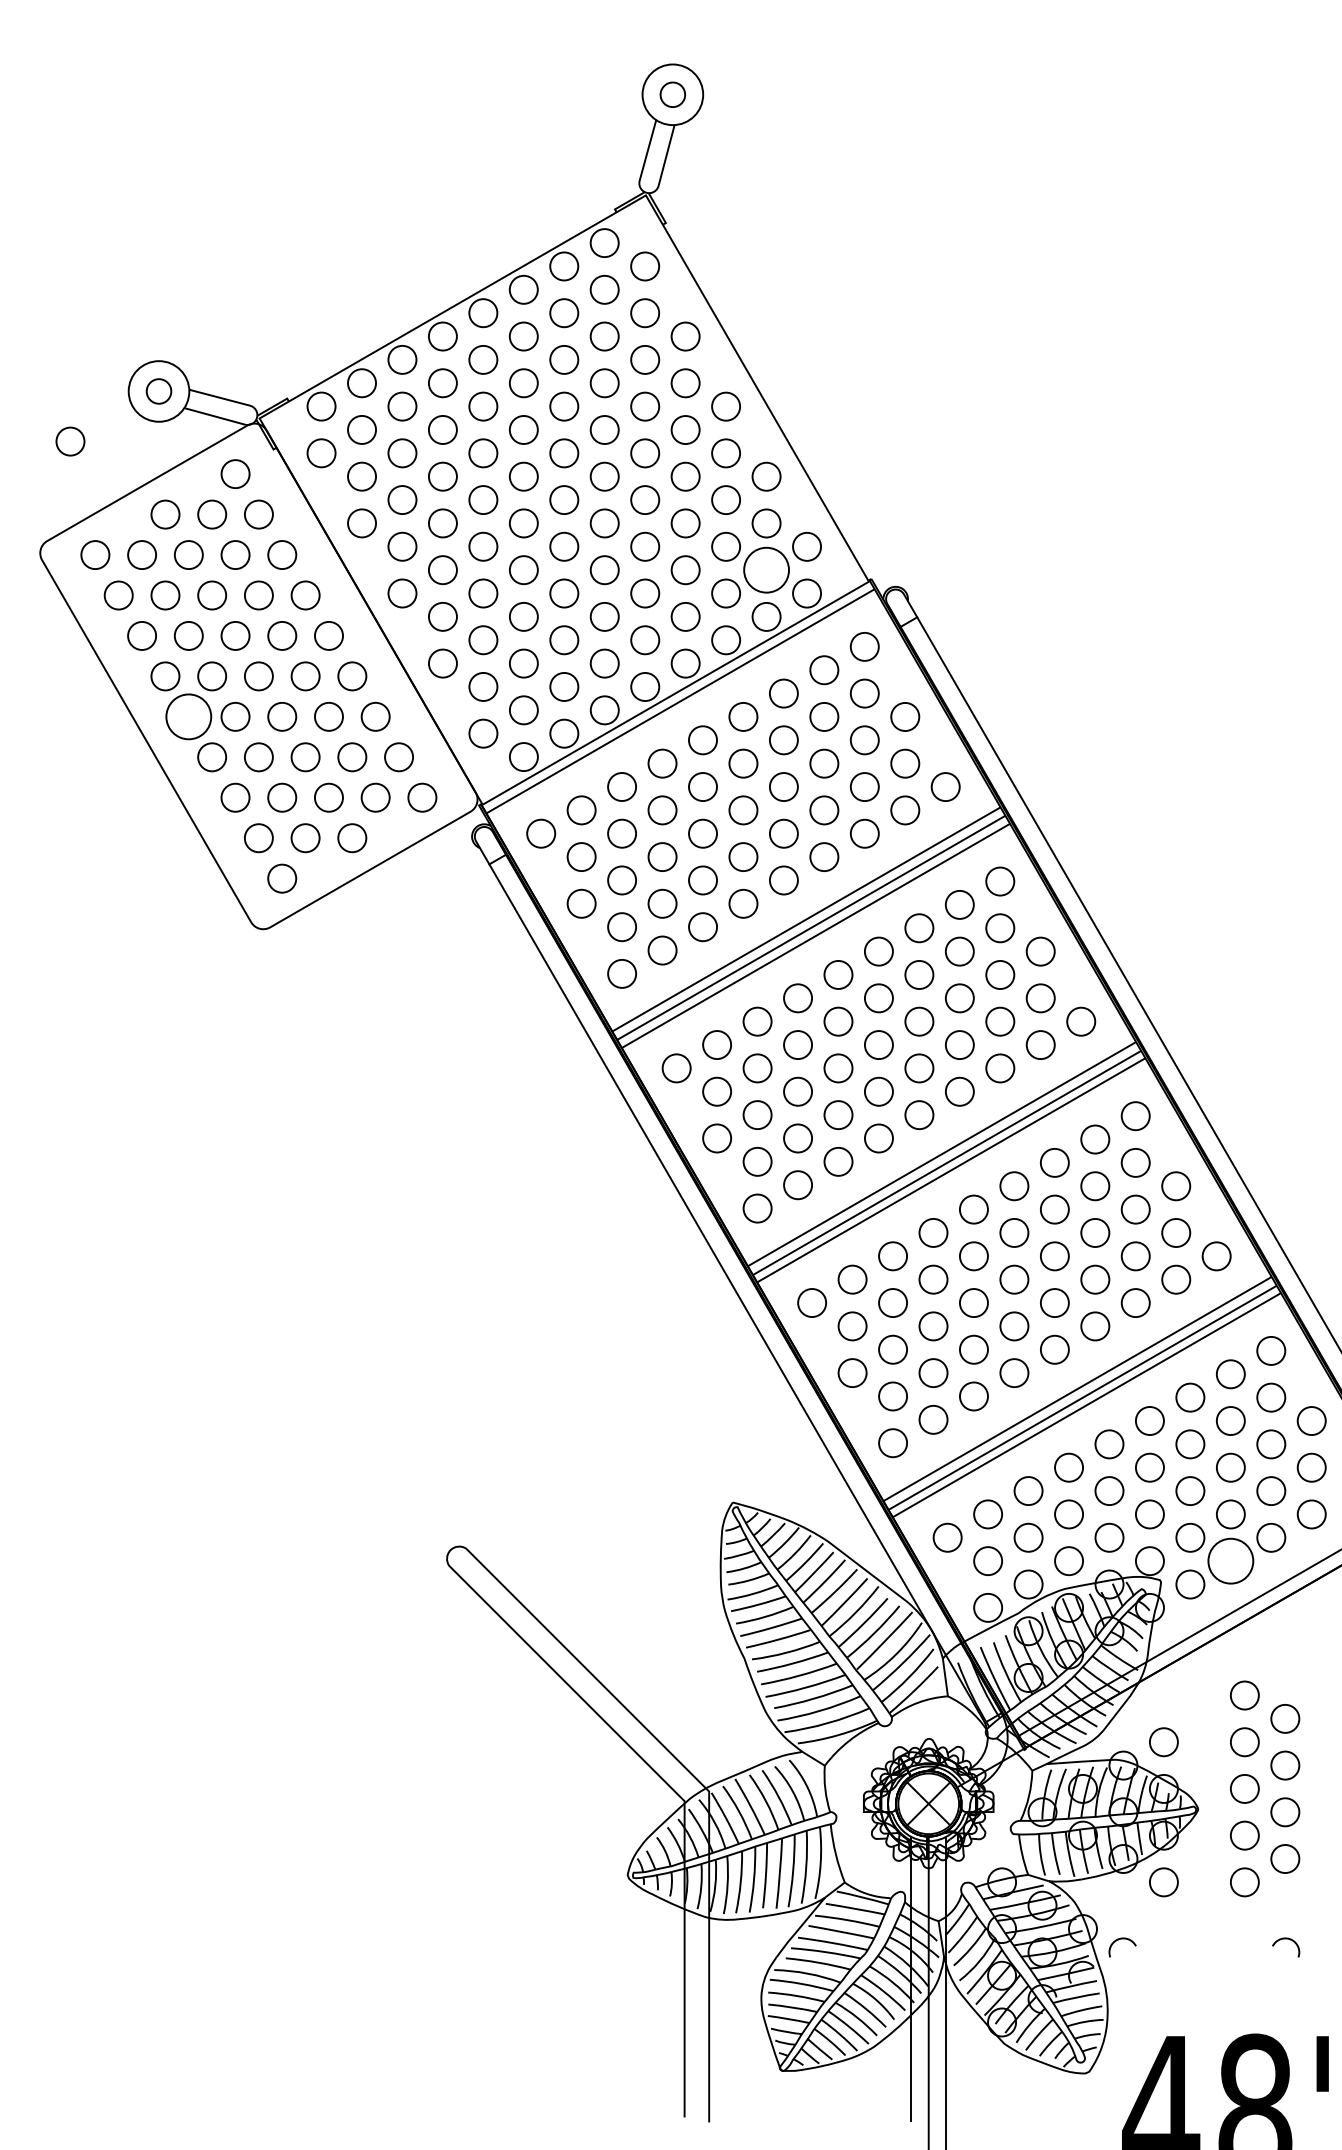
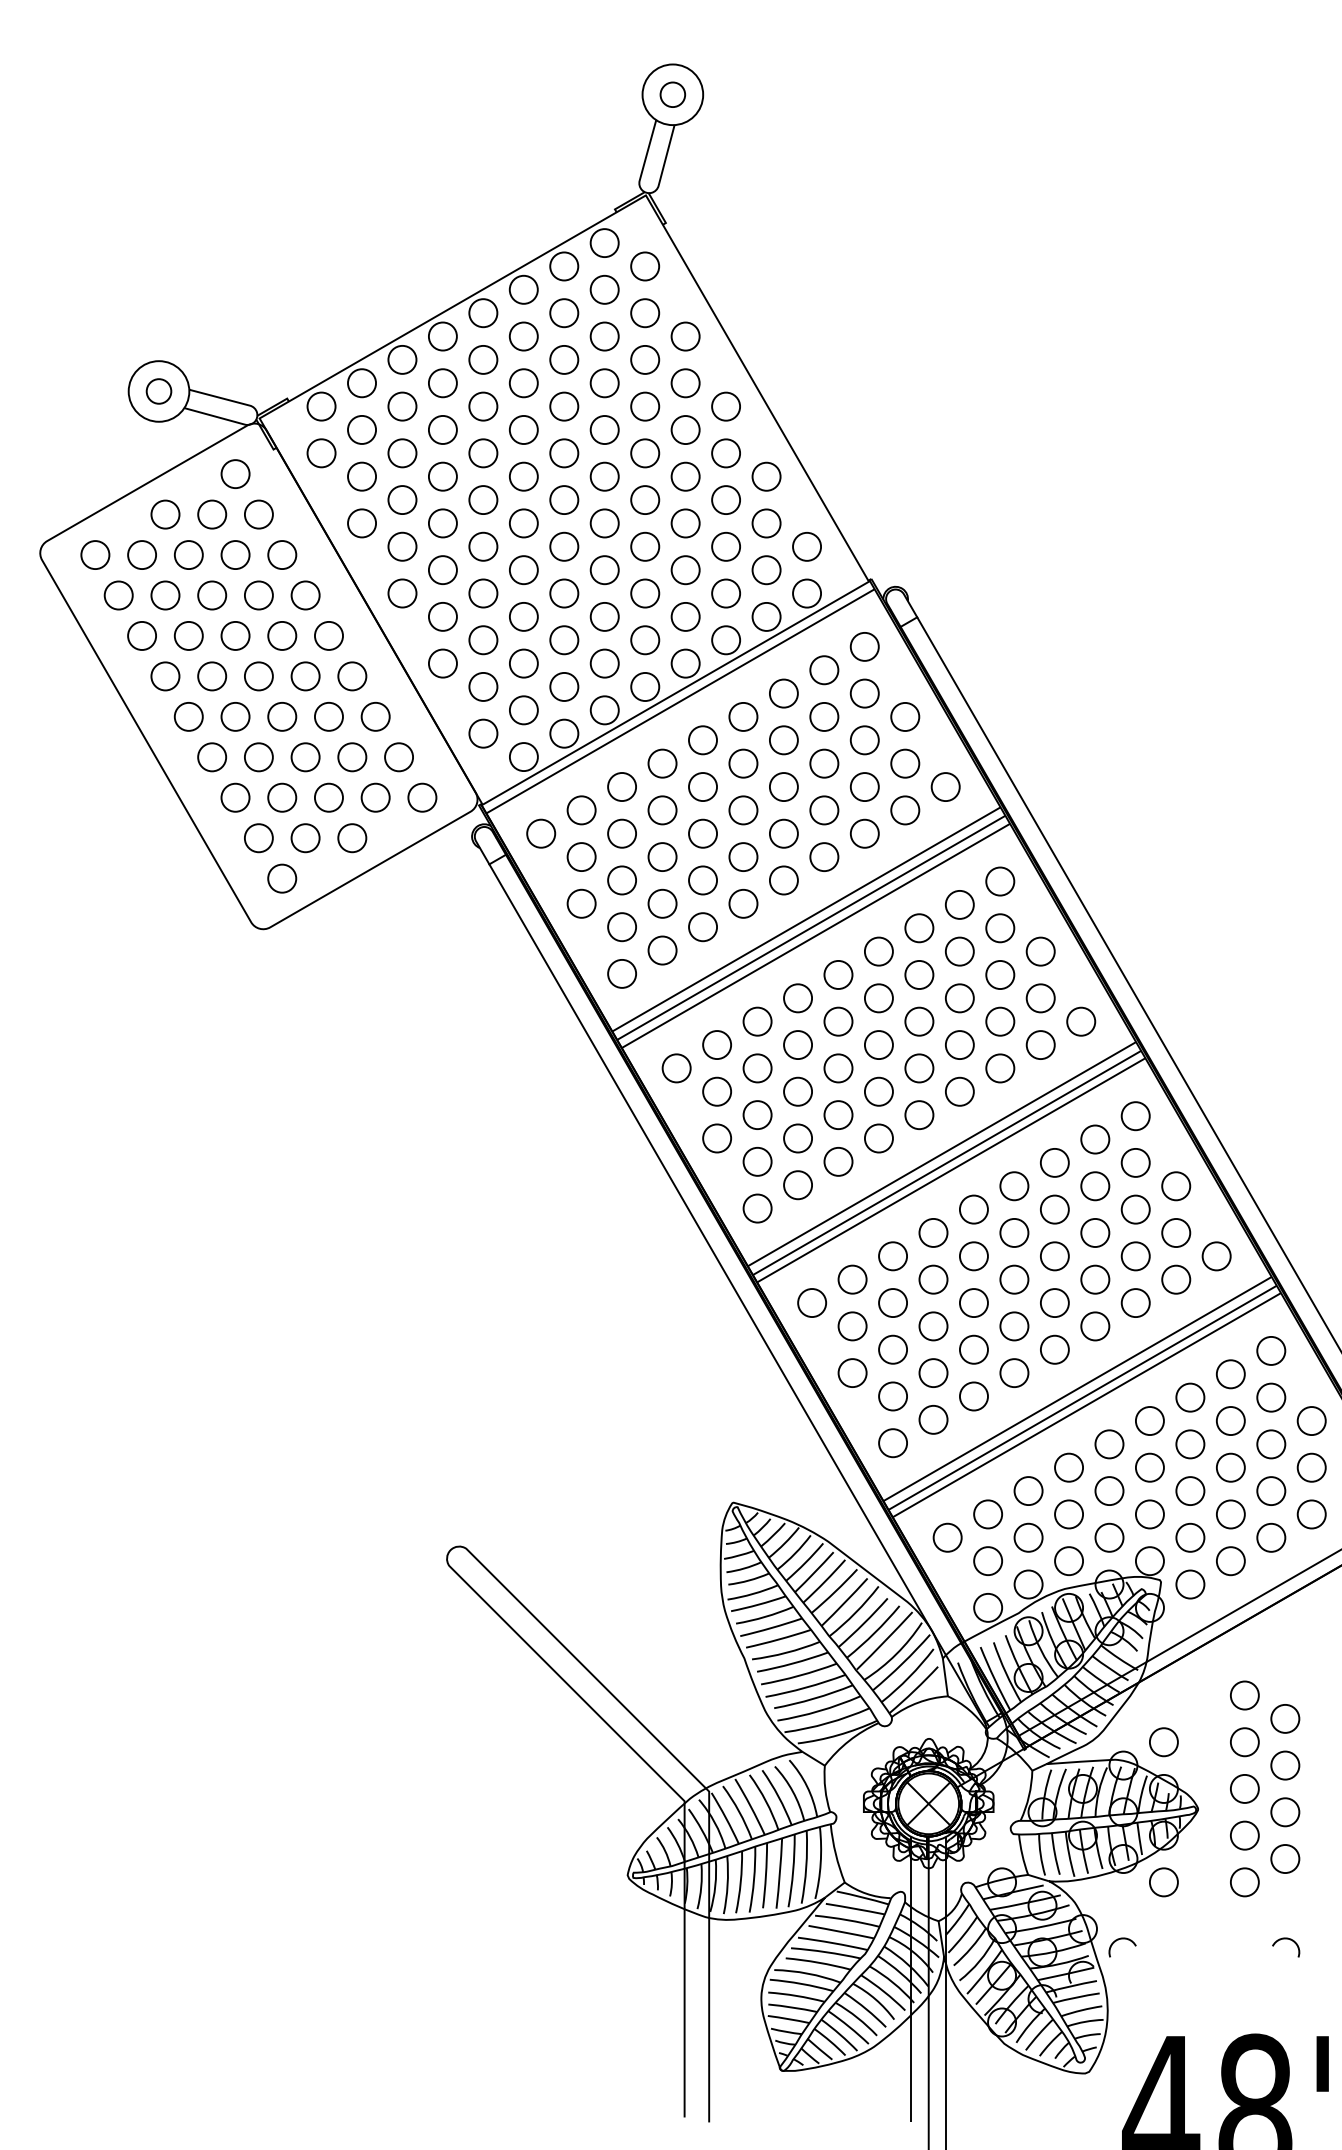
circle: present -> none (70, 441)
circle diameter: 45 px -> 28 px (766, 570)
circle diameter: 45 px -> 28 px (188, 716)
circle diameter: 45 px -> 28 px (1230, 1561)
